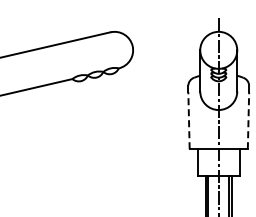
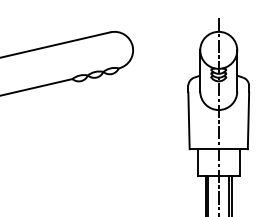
line: dashed -> solid (189, 120)
line: dashed -> solid (248, 120)
